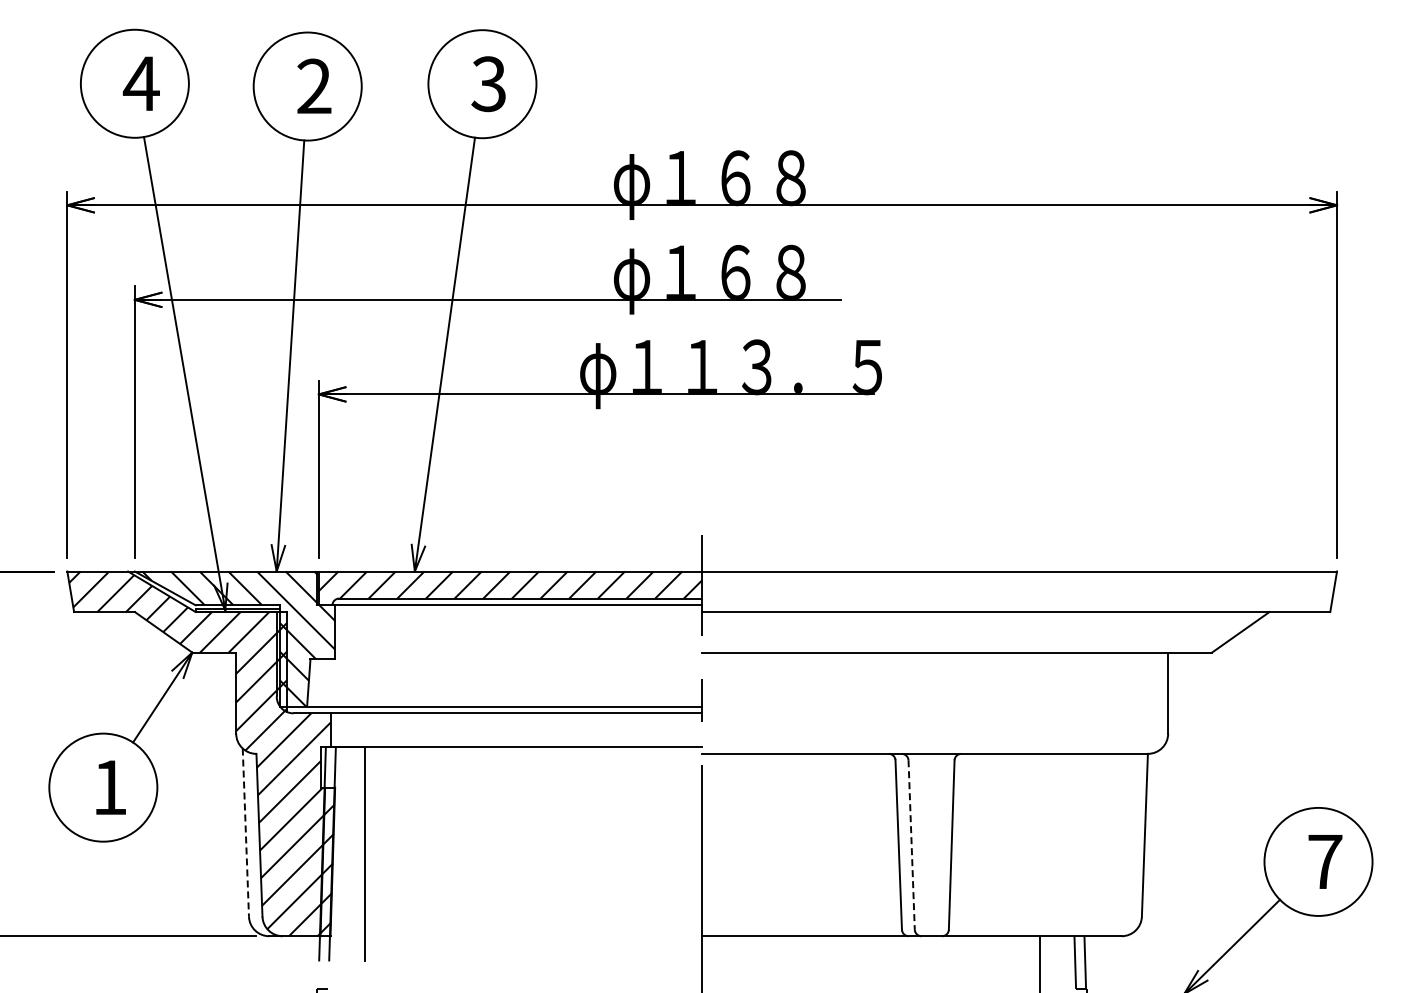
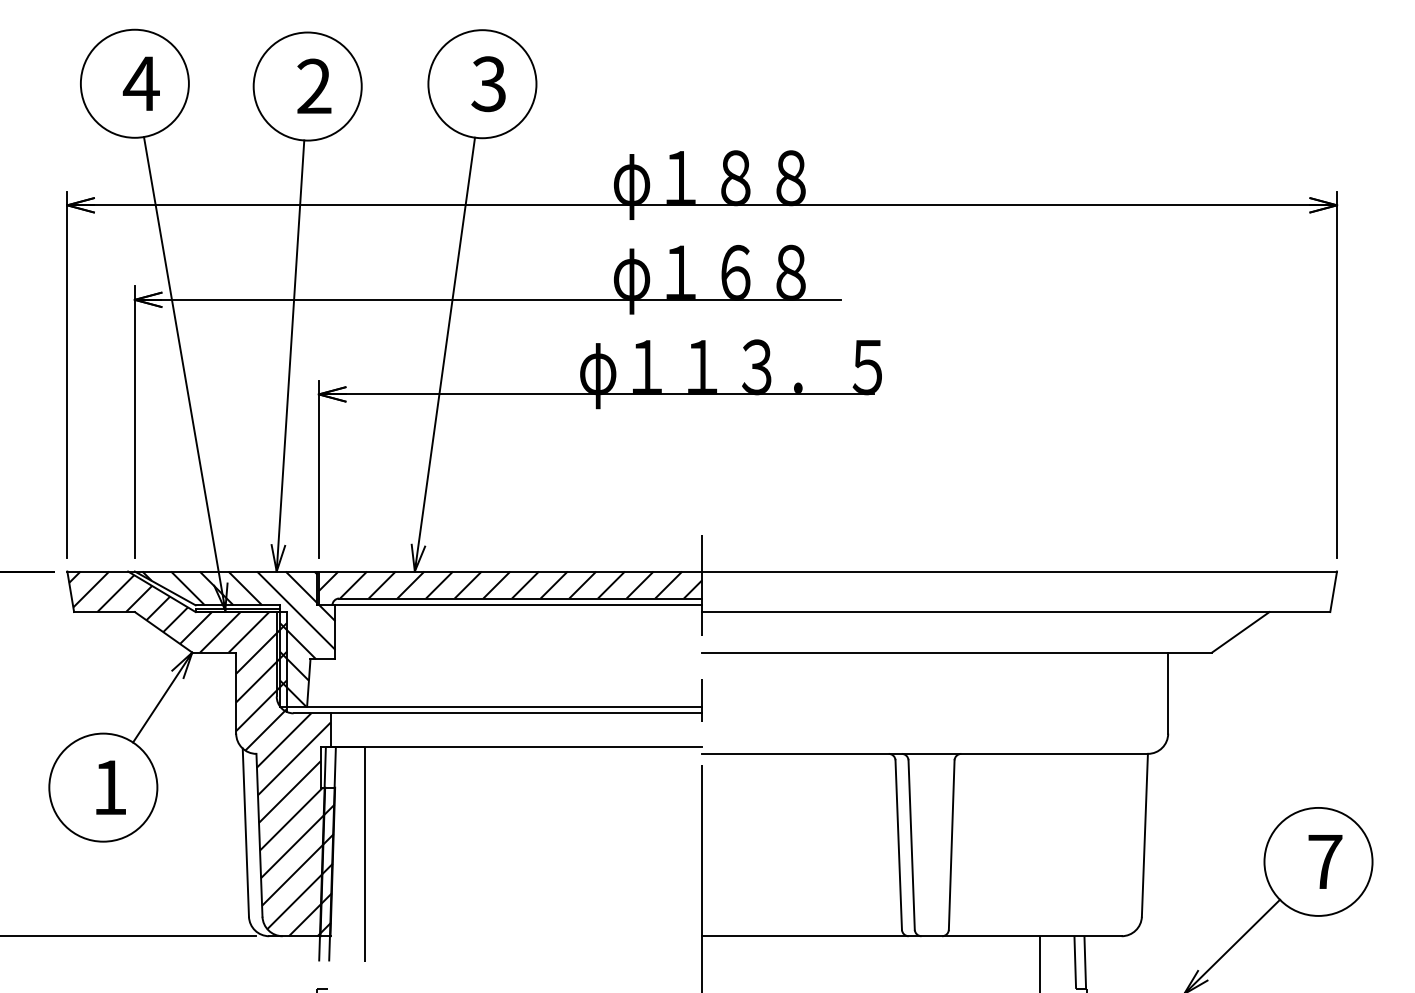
text: φ１６８ -> φ１８８ (735, 178)
line: dashed -> solid (245, 833)
line: dashed -> solid (911, 845)
